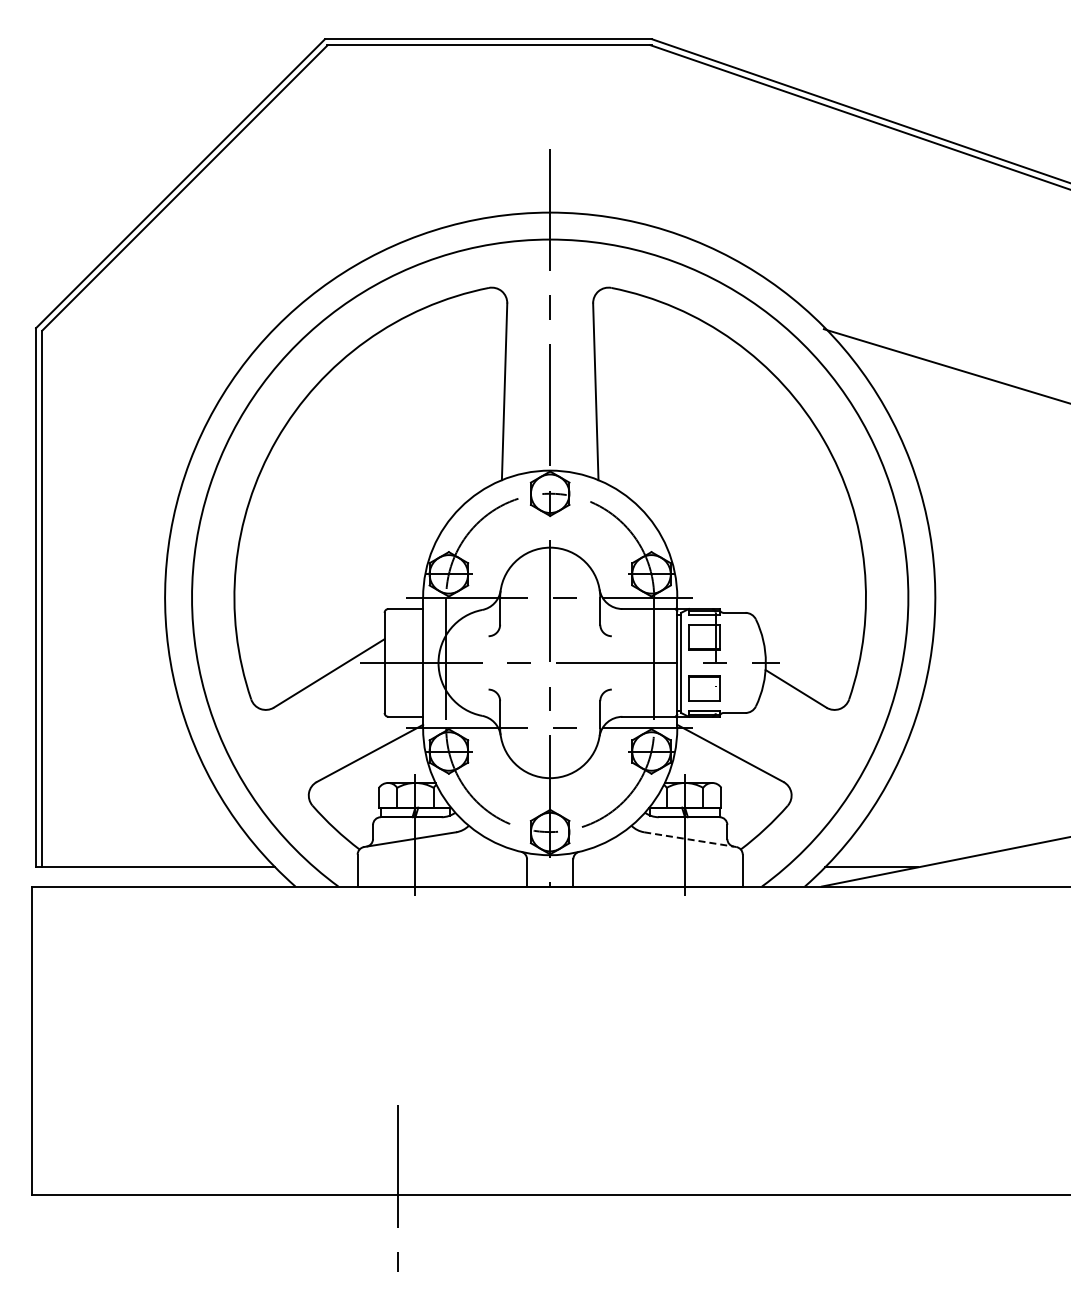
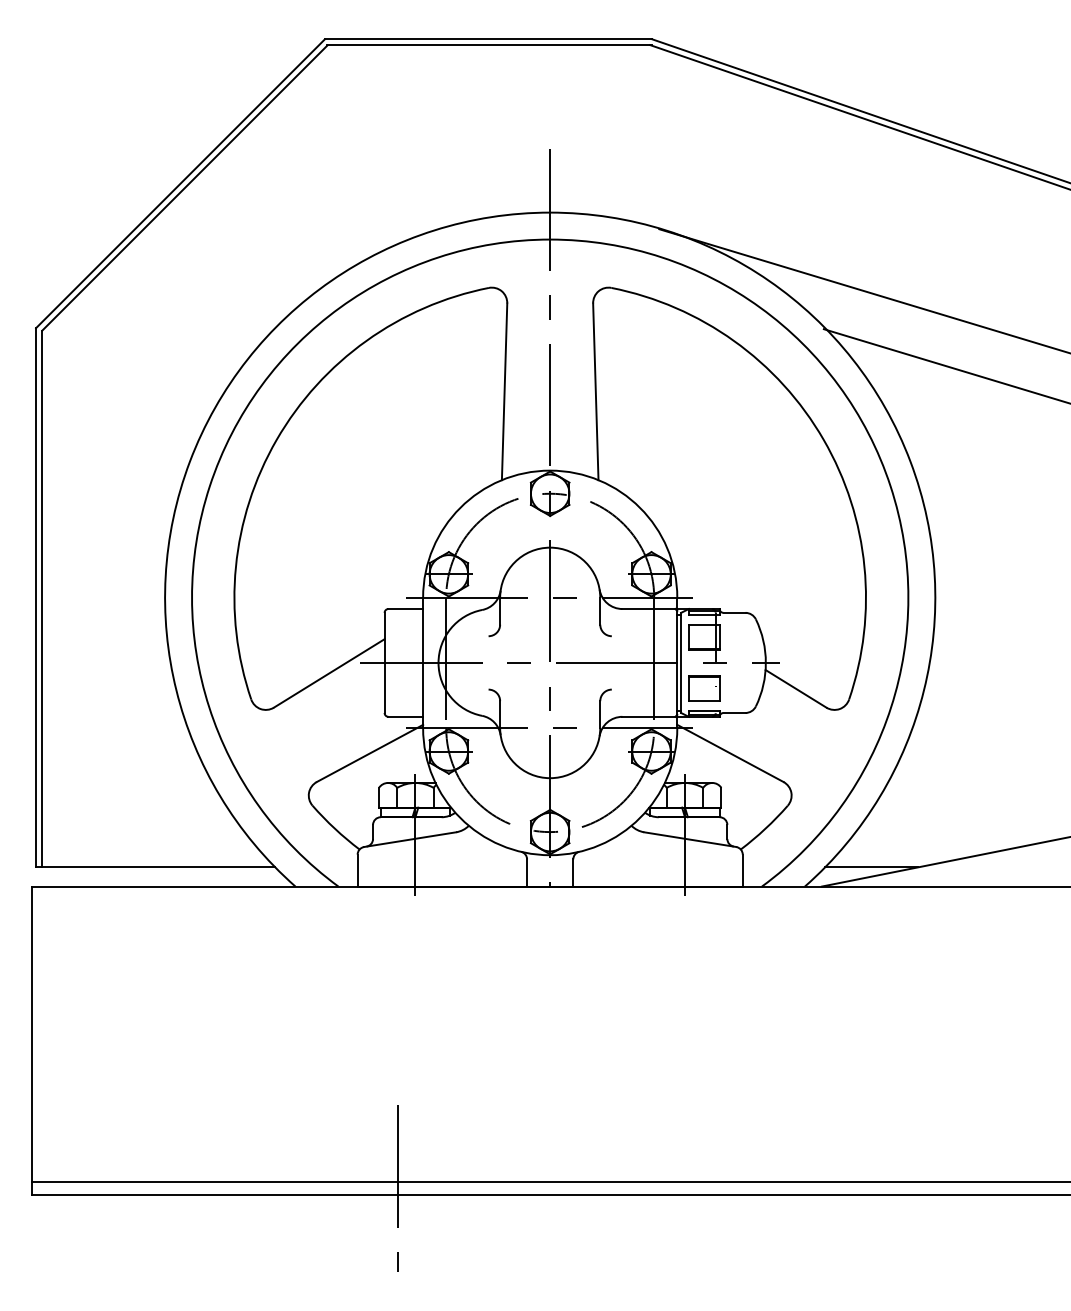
line: none -> present (863, 290)
line: dashed -> solid (690, 839)
line: none -> present (549, 1182)
